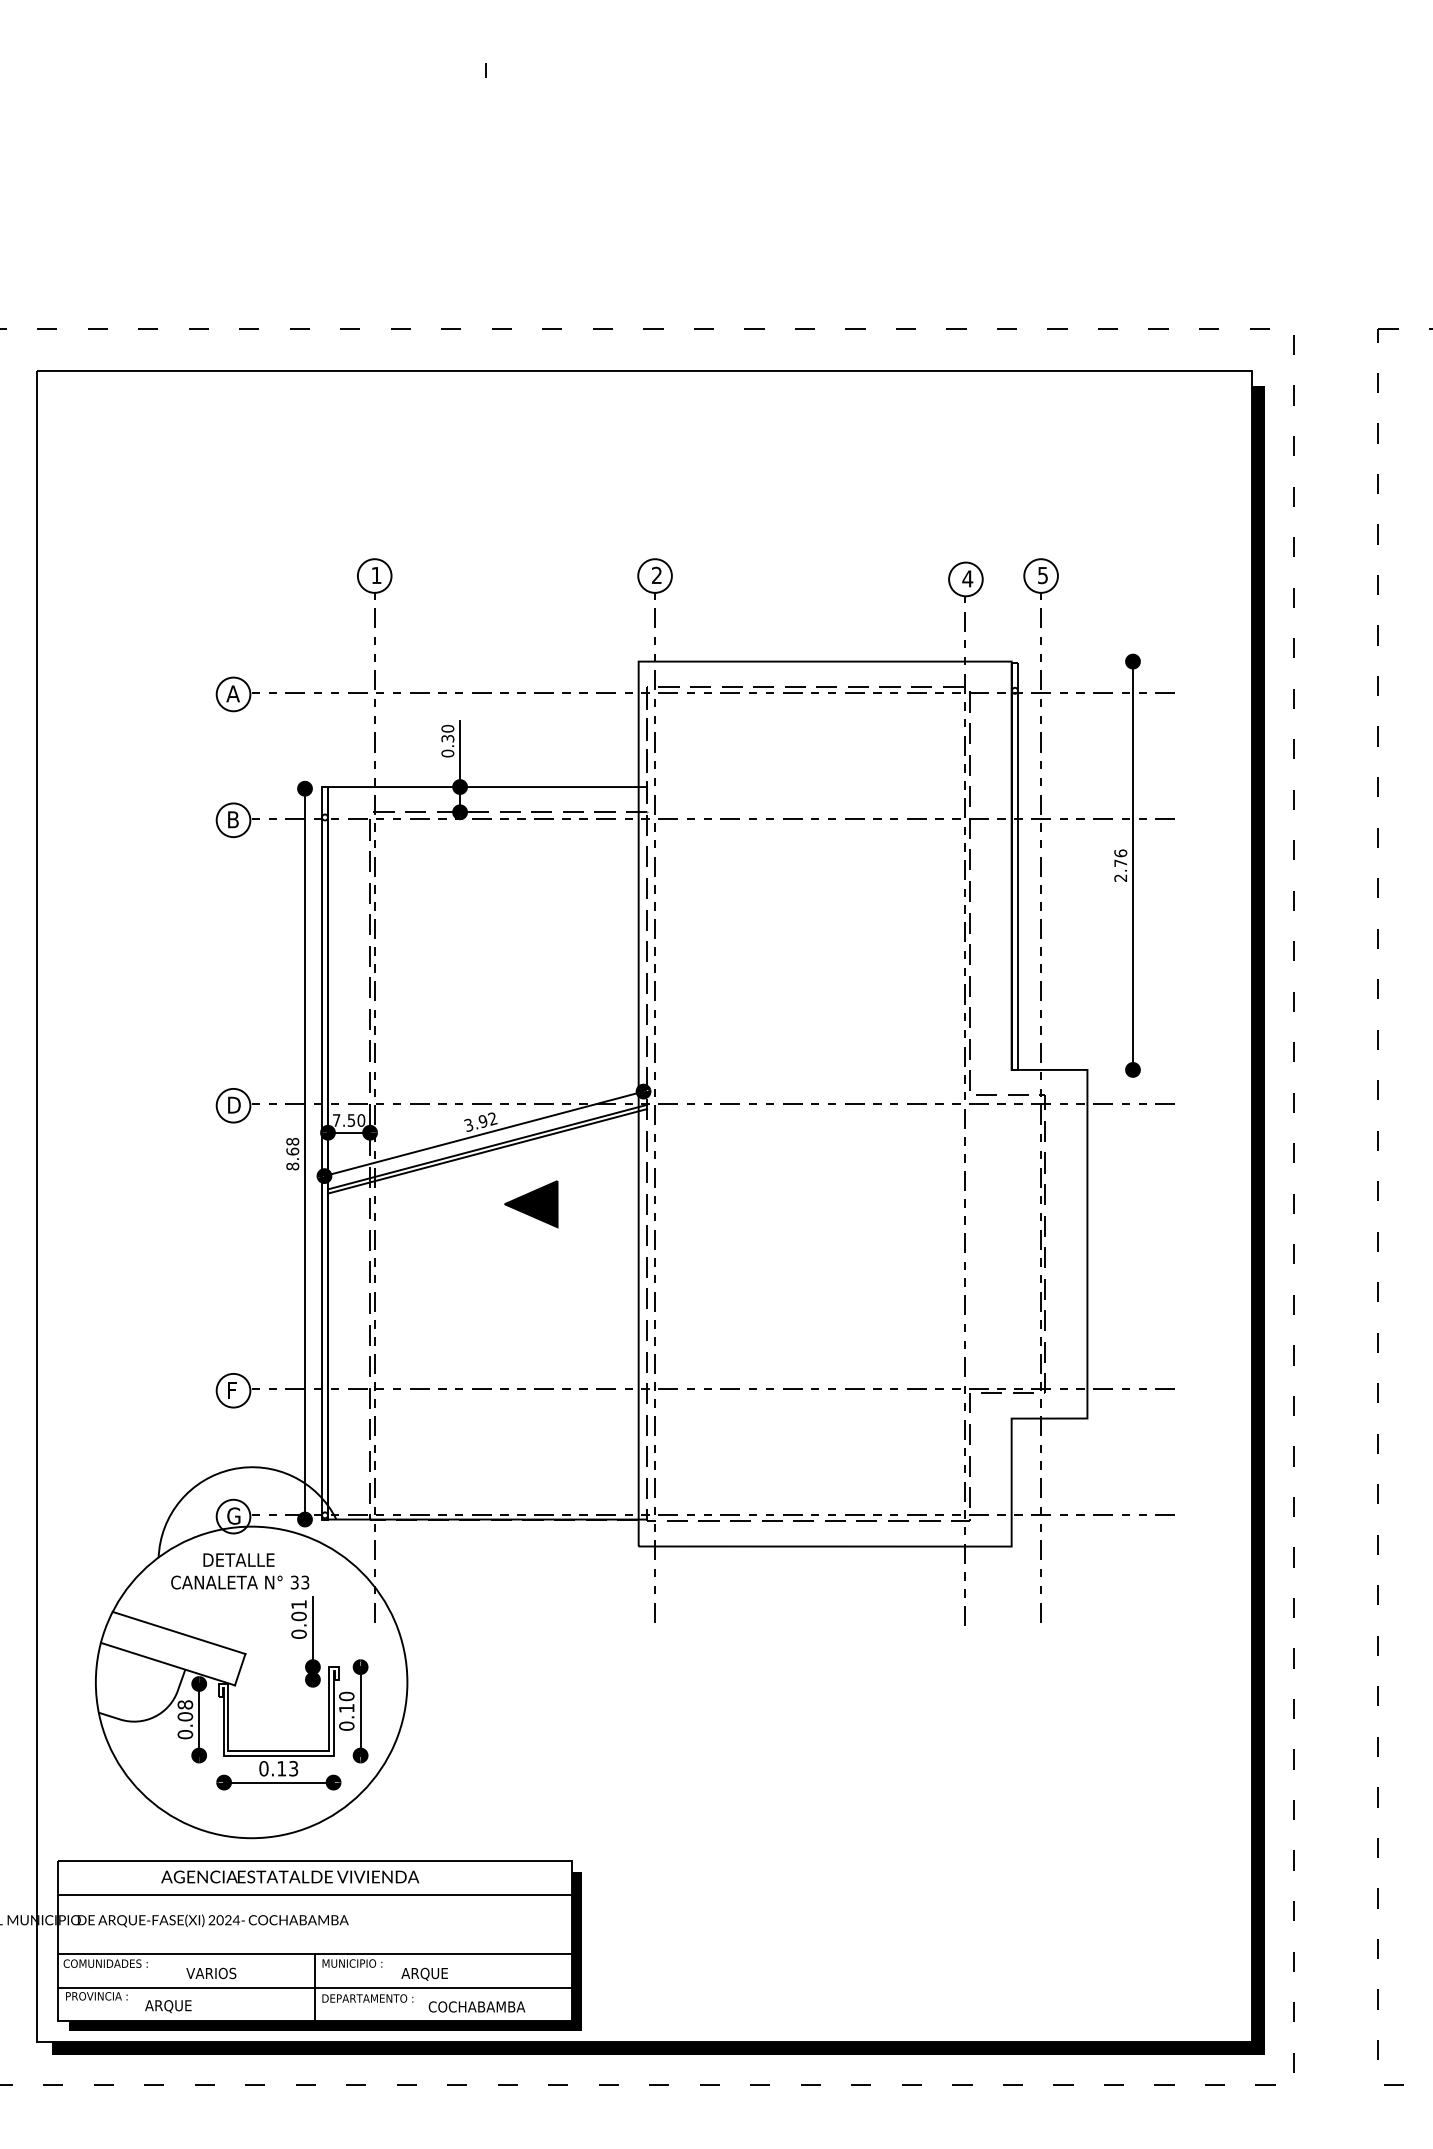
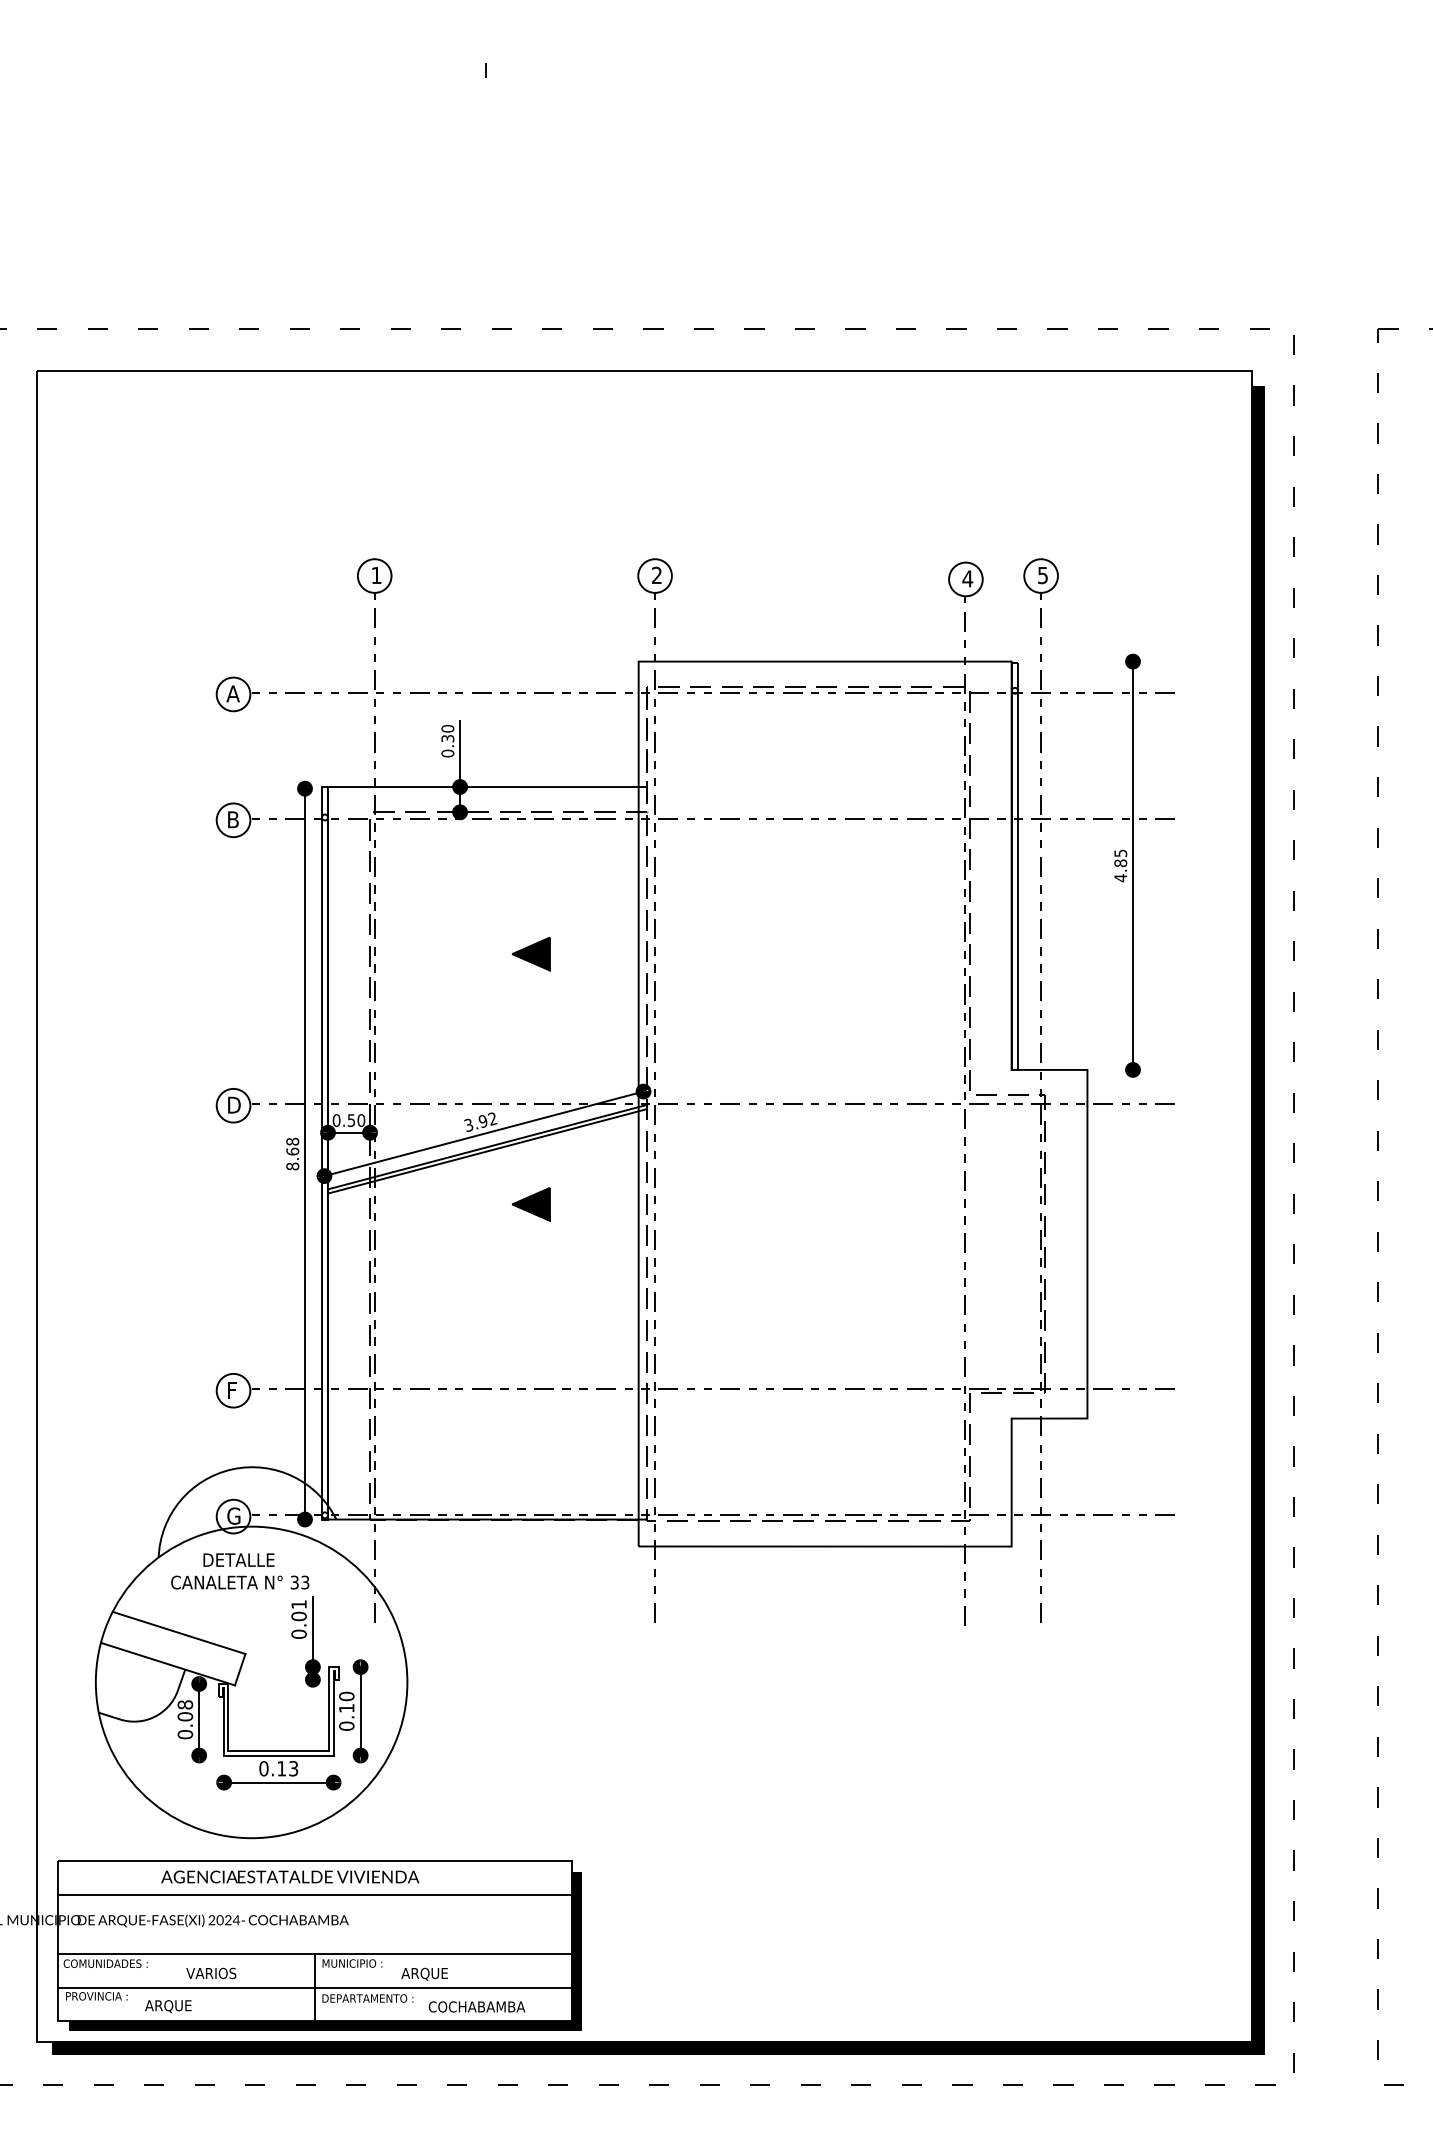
text: 2.76 -> 4.85 (1120, 865)
part: none -> present (530, 953)
text: 7.50 -> 0.50 (336, 1120)
part size: 55x49 px -> 40x36 px (530, 1204)
